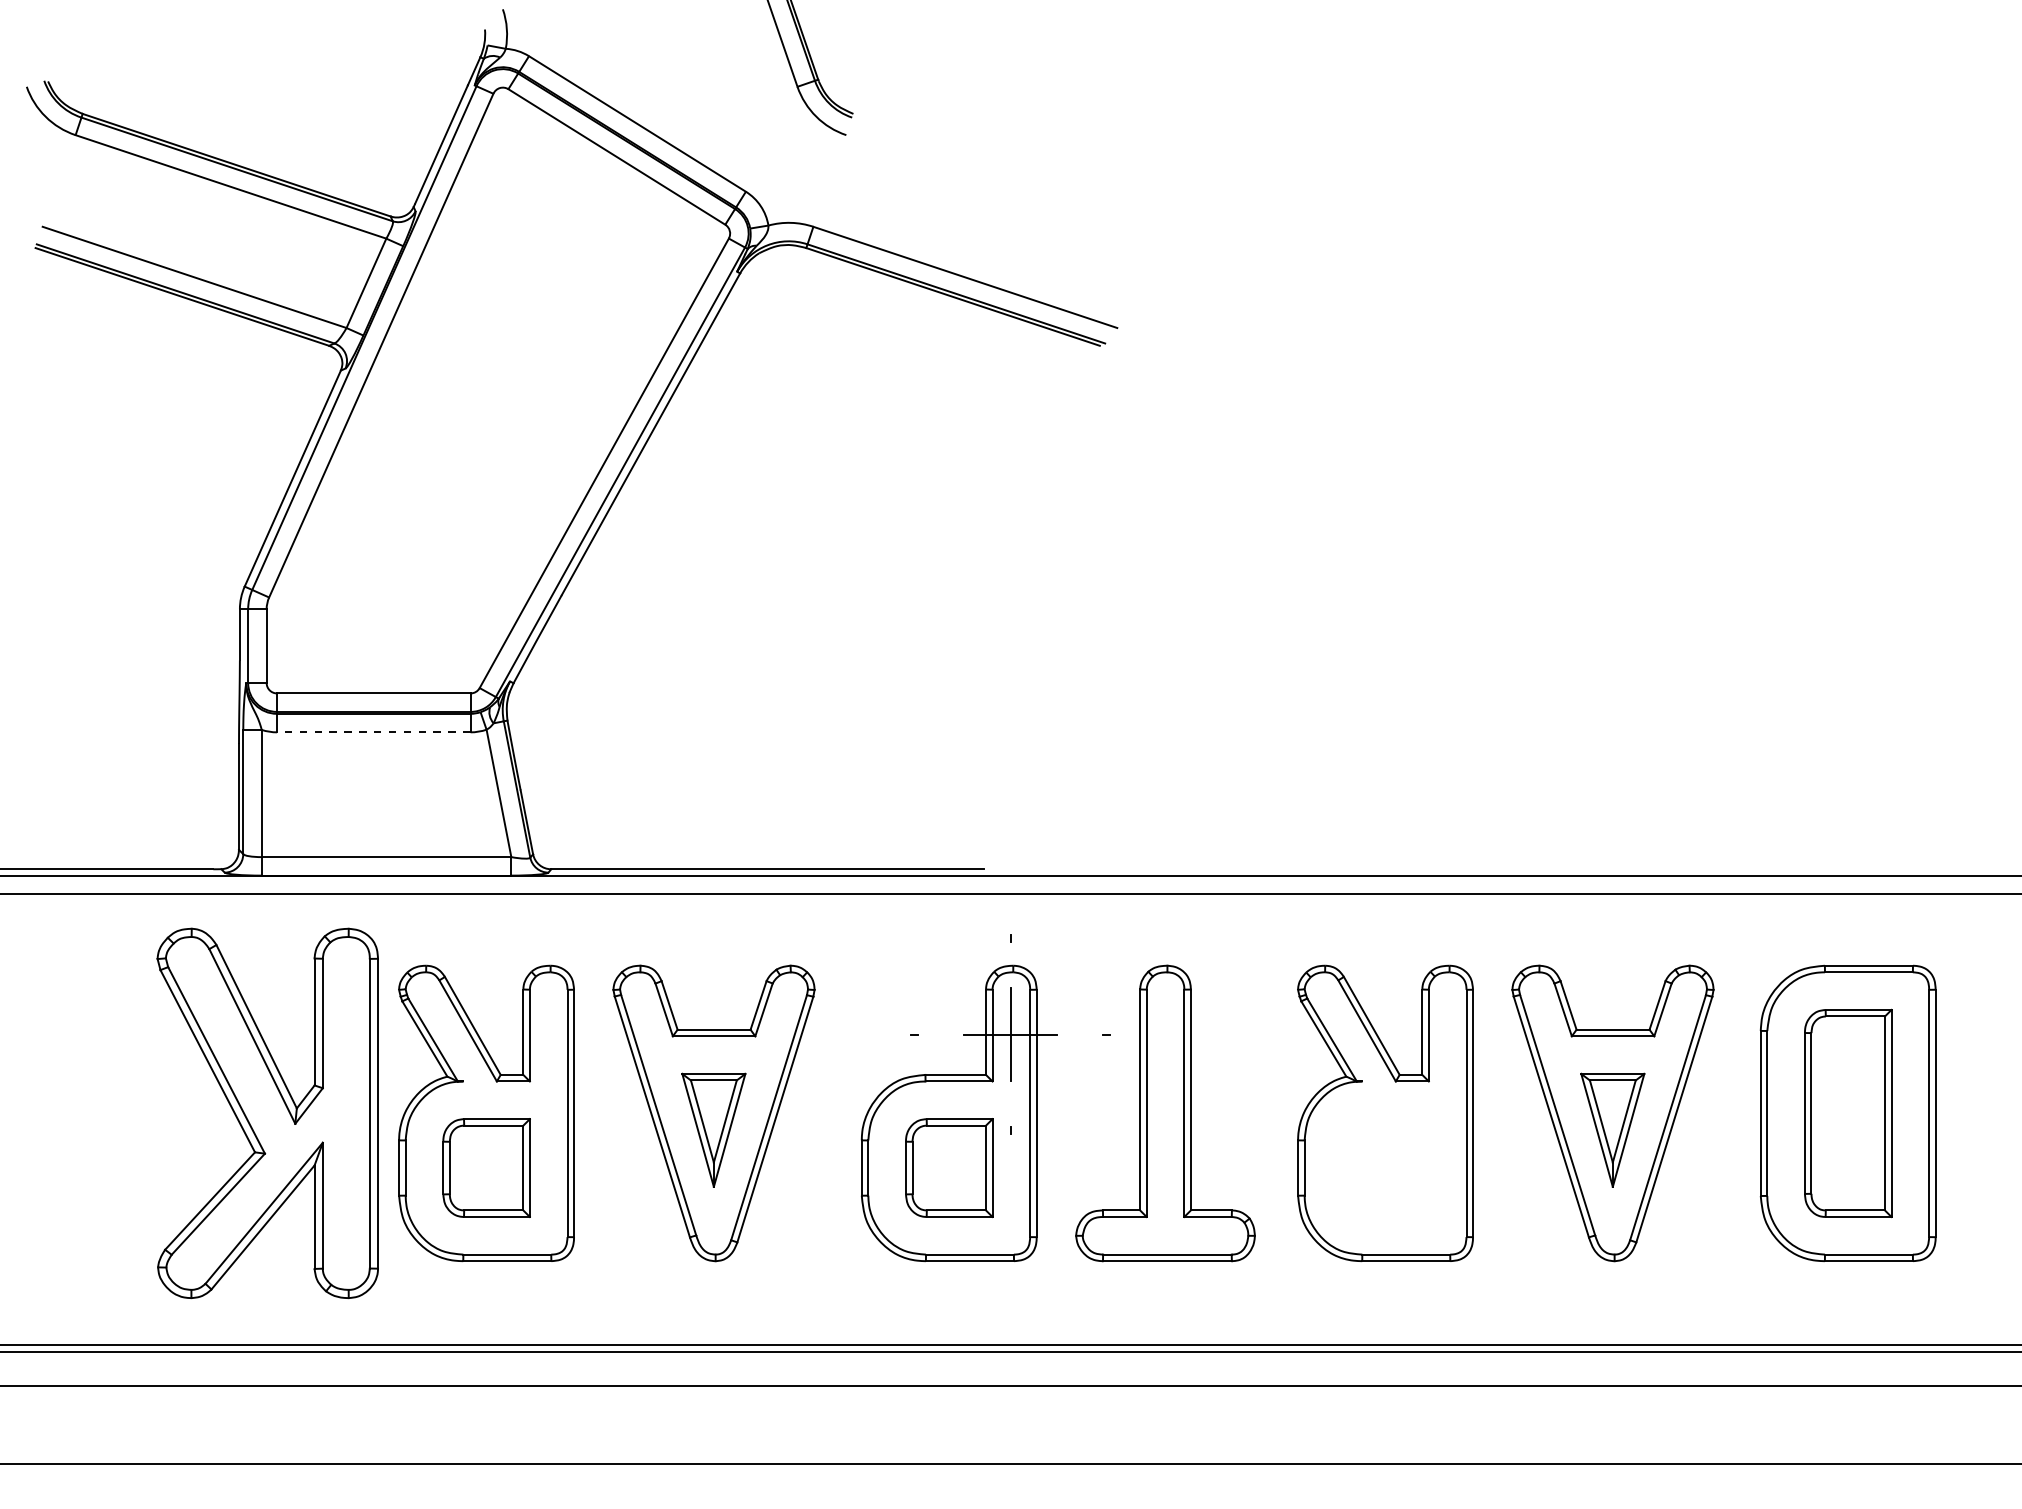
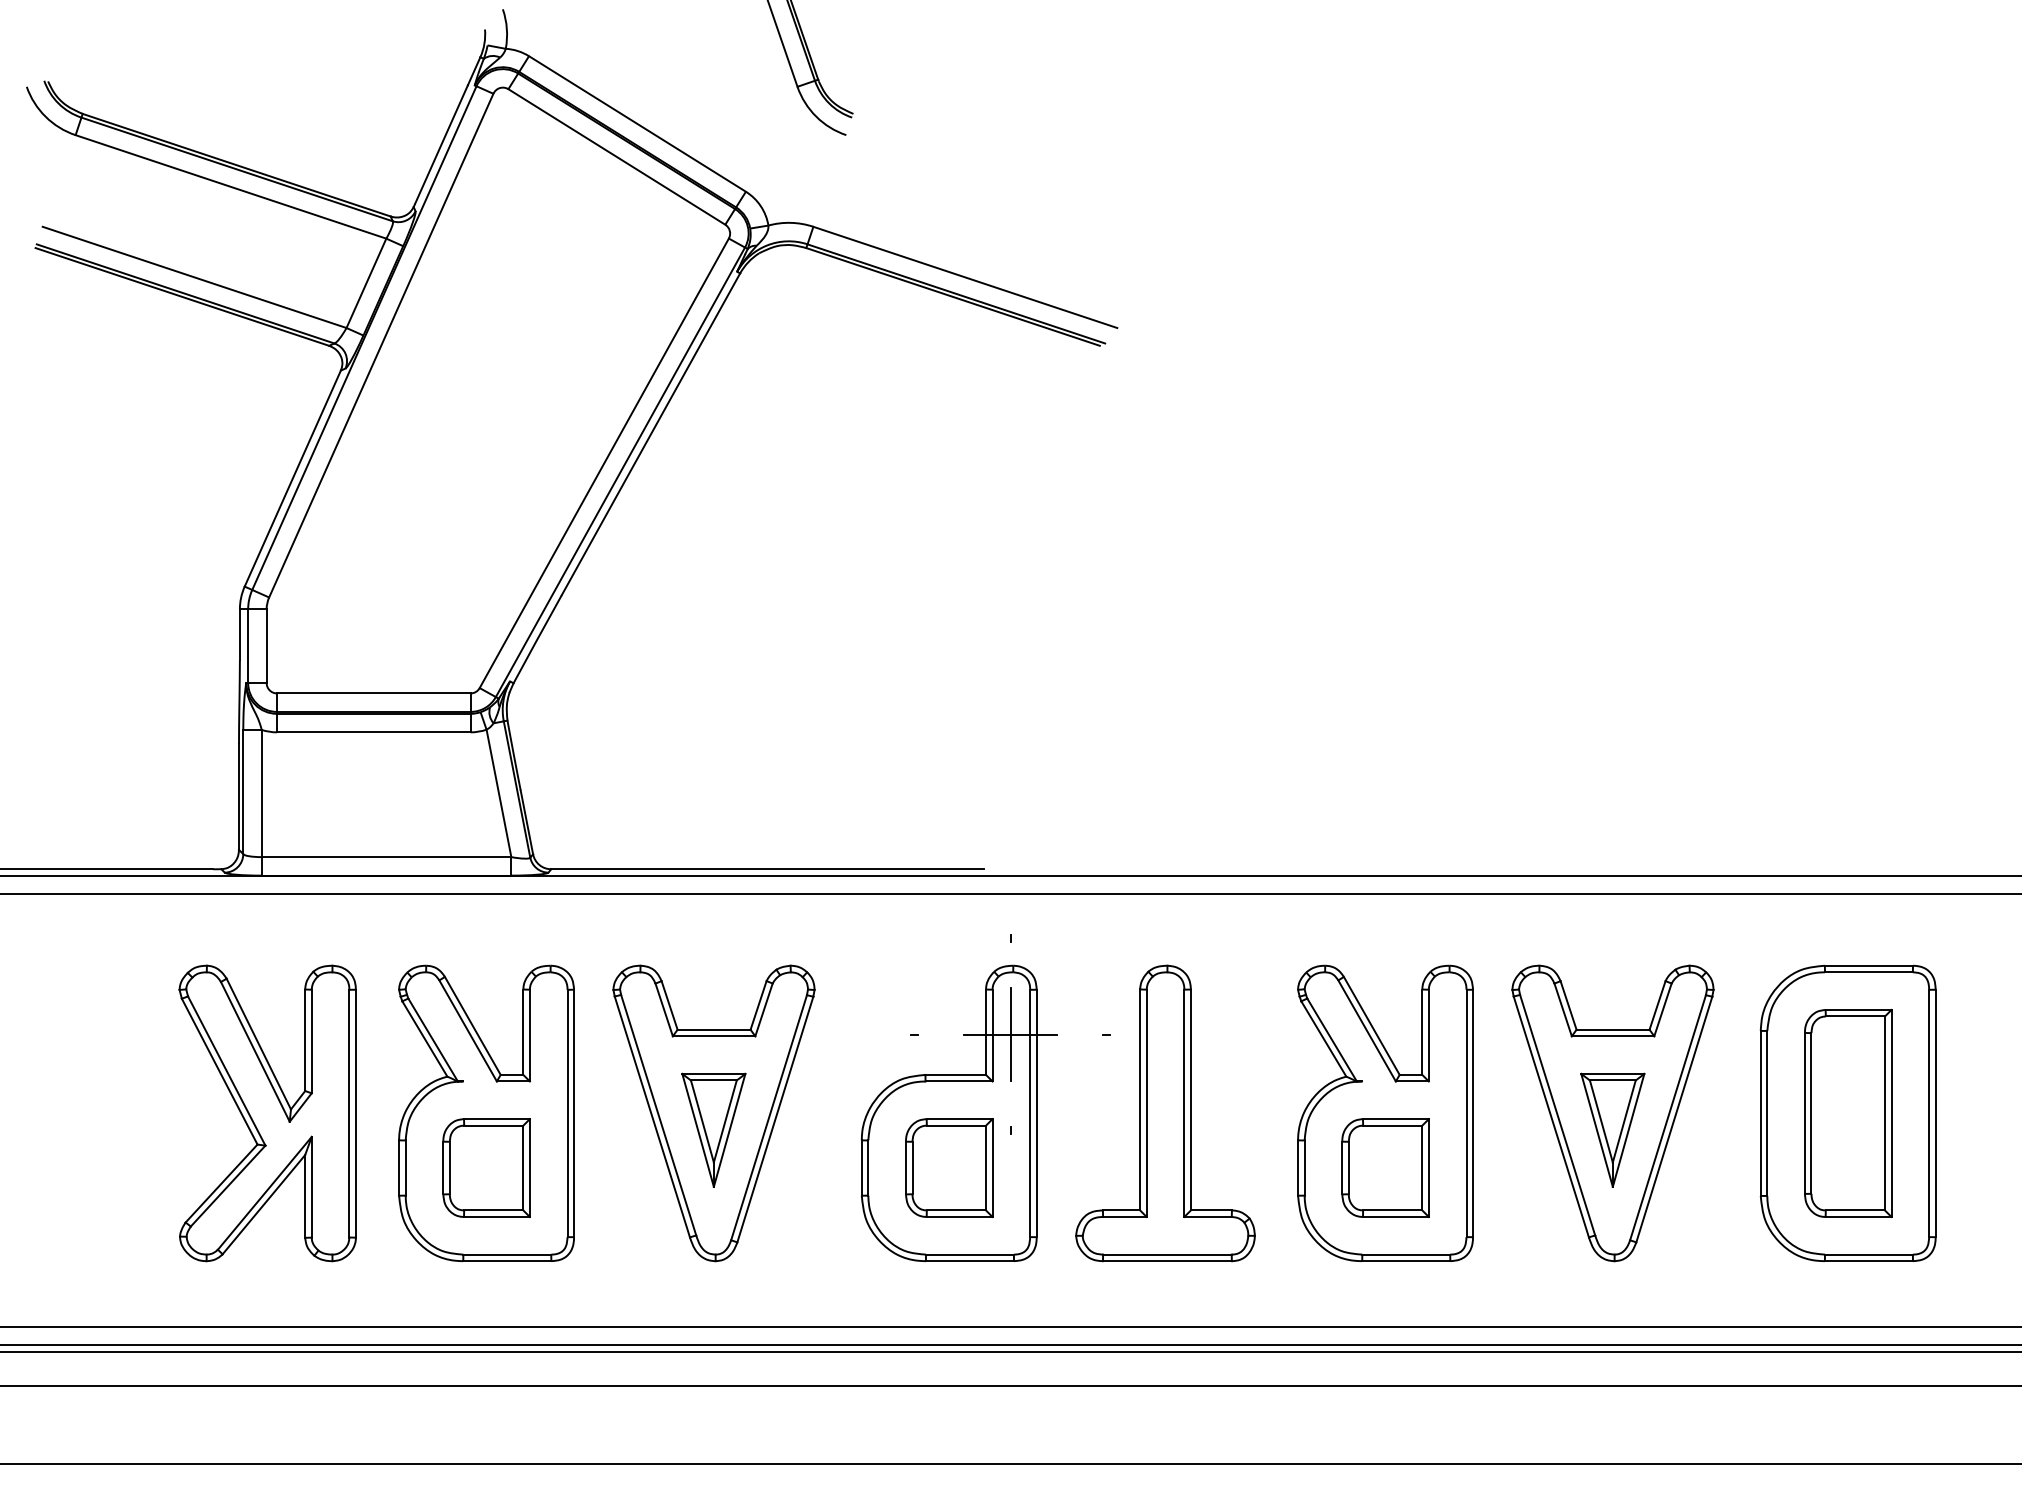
line: dashed -> solid (373, 732)
part size: 223x373 px -> 179x299 px (267, 1113)
part: none -> present (1385, 1167)
line: none -> present (1010, 1326)
